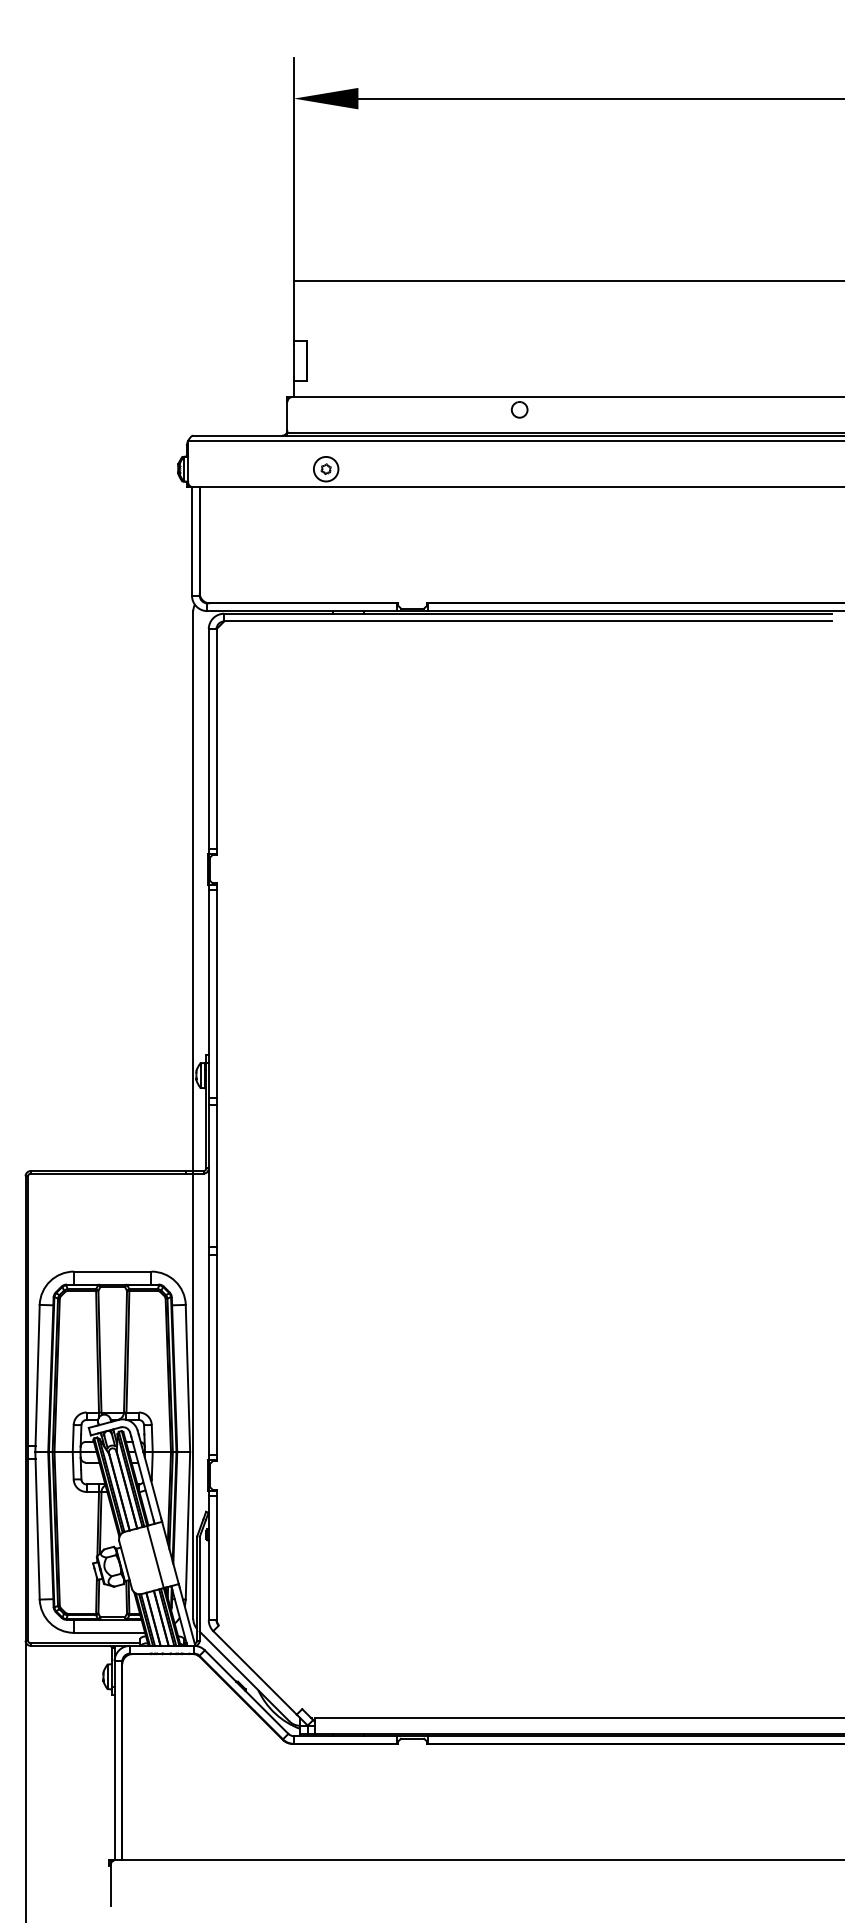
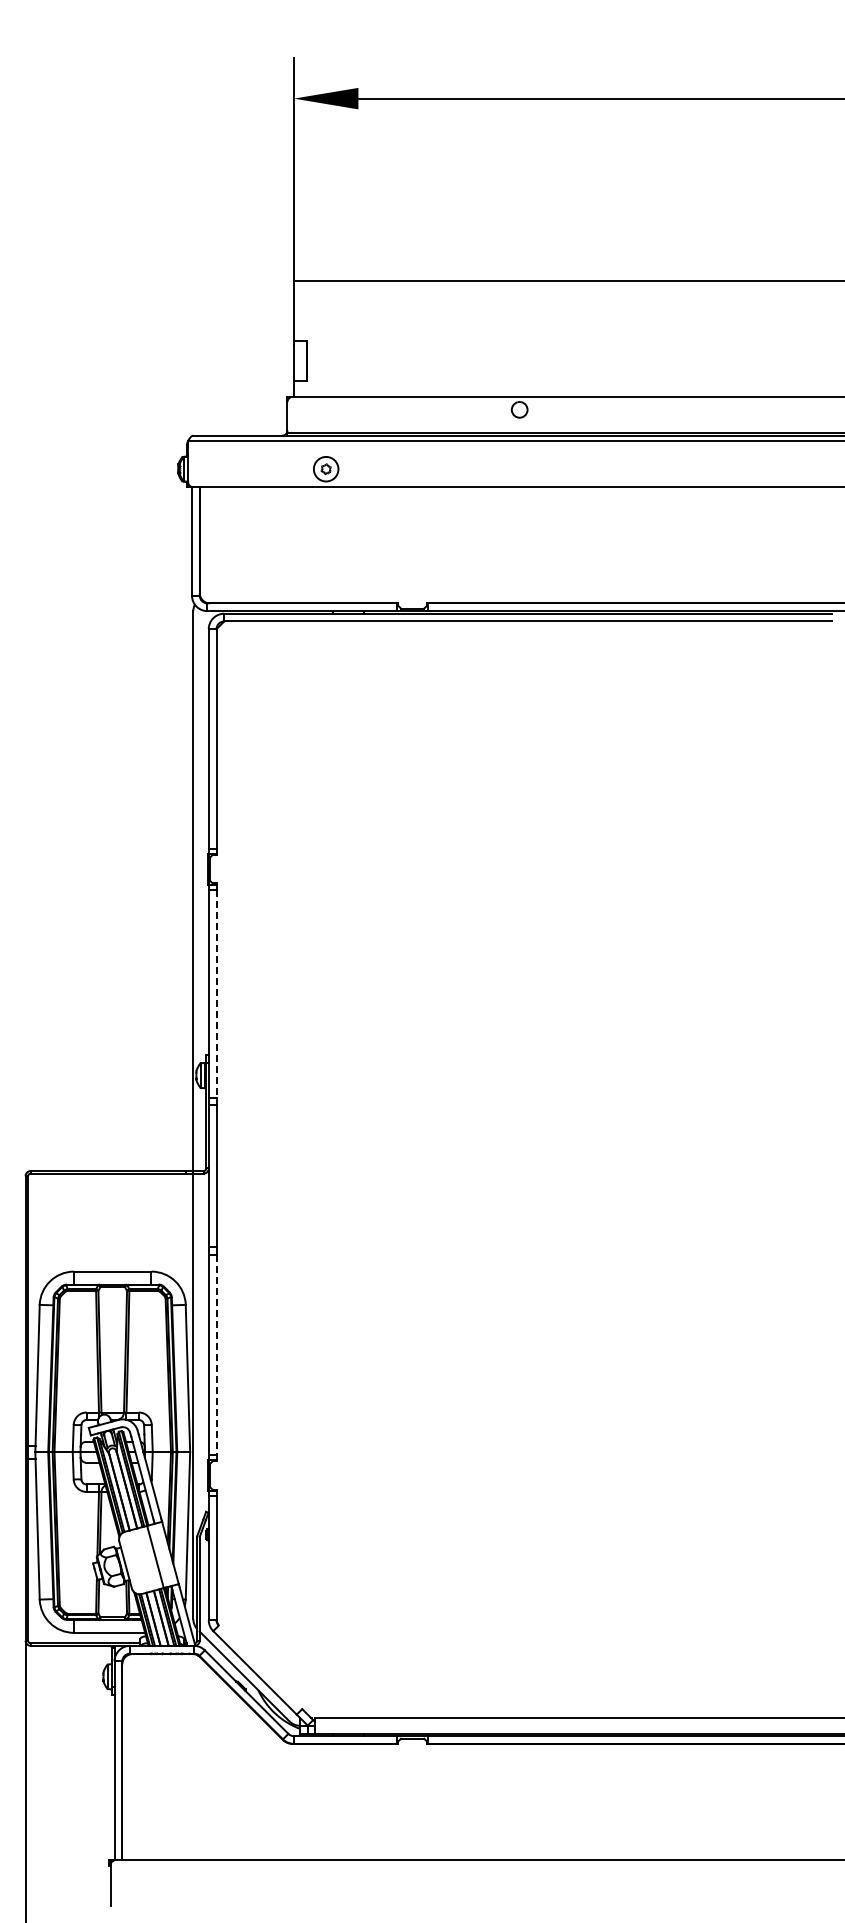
line: solid -> dashed (216, 993)
line: solid -> dashed (216, 1354)
